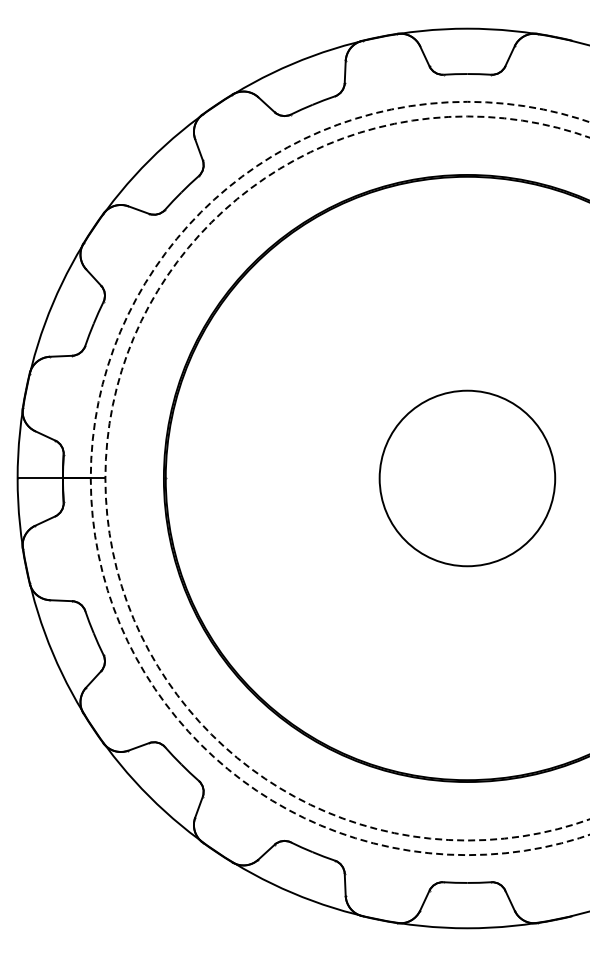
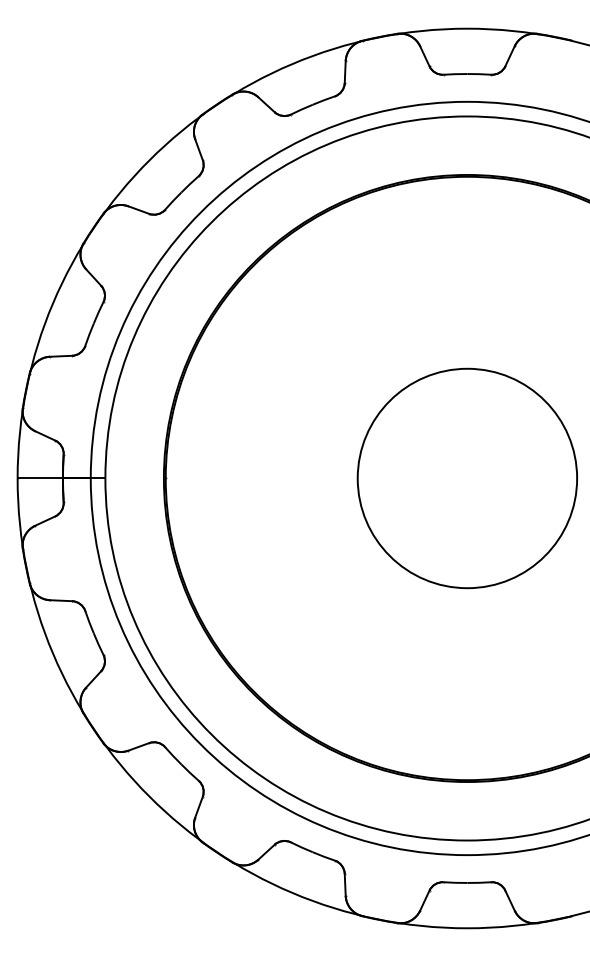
circle: dashed -> solid (339, 478)
circle: dashed -> solid (347, 478)
circle diameter: 176 px -> 219 px (467, 478)
